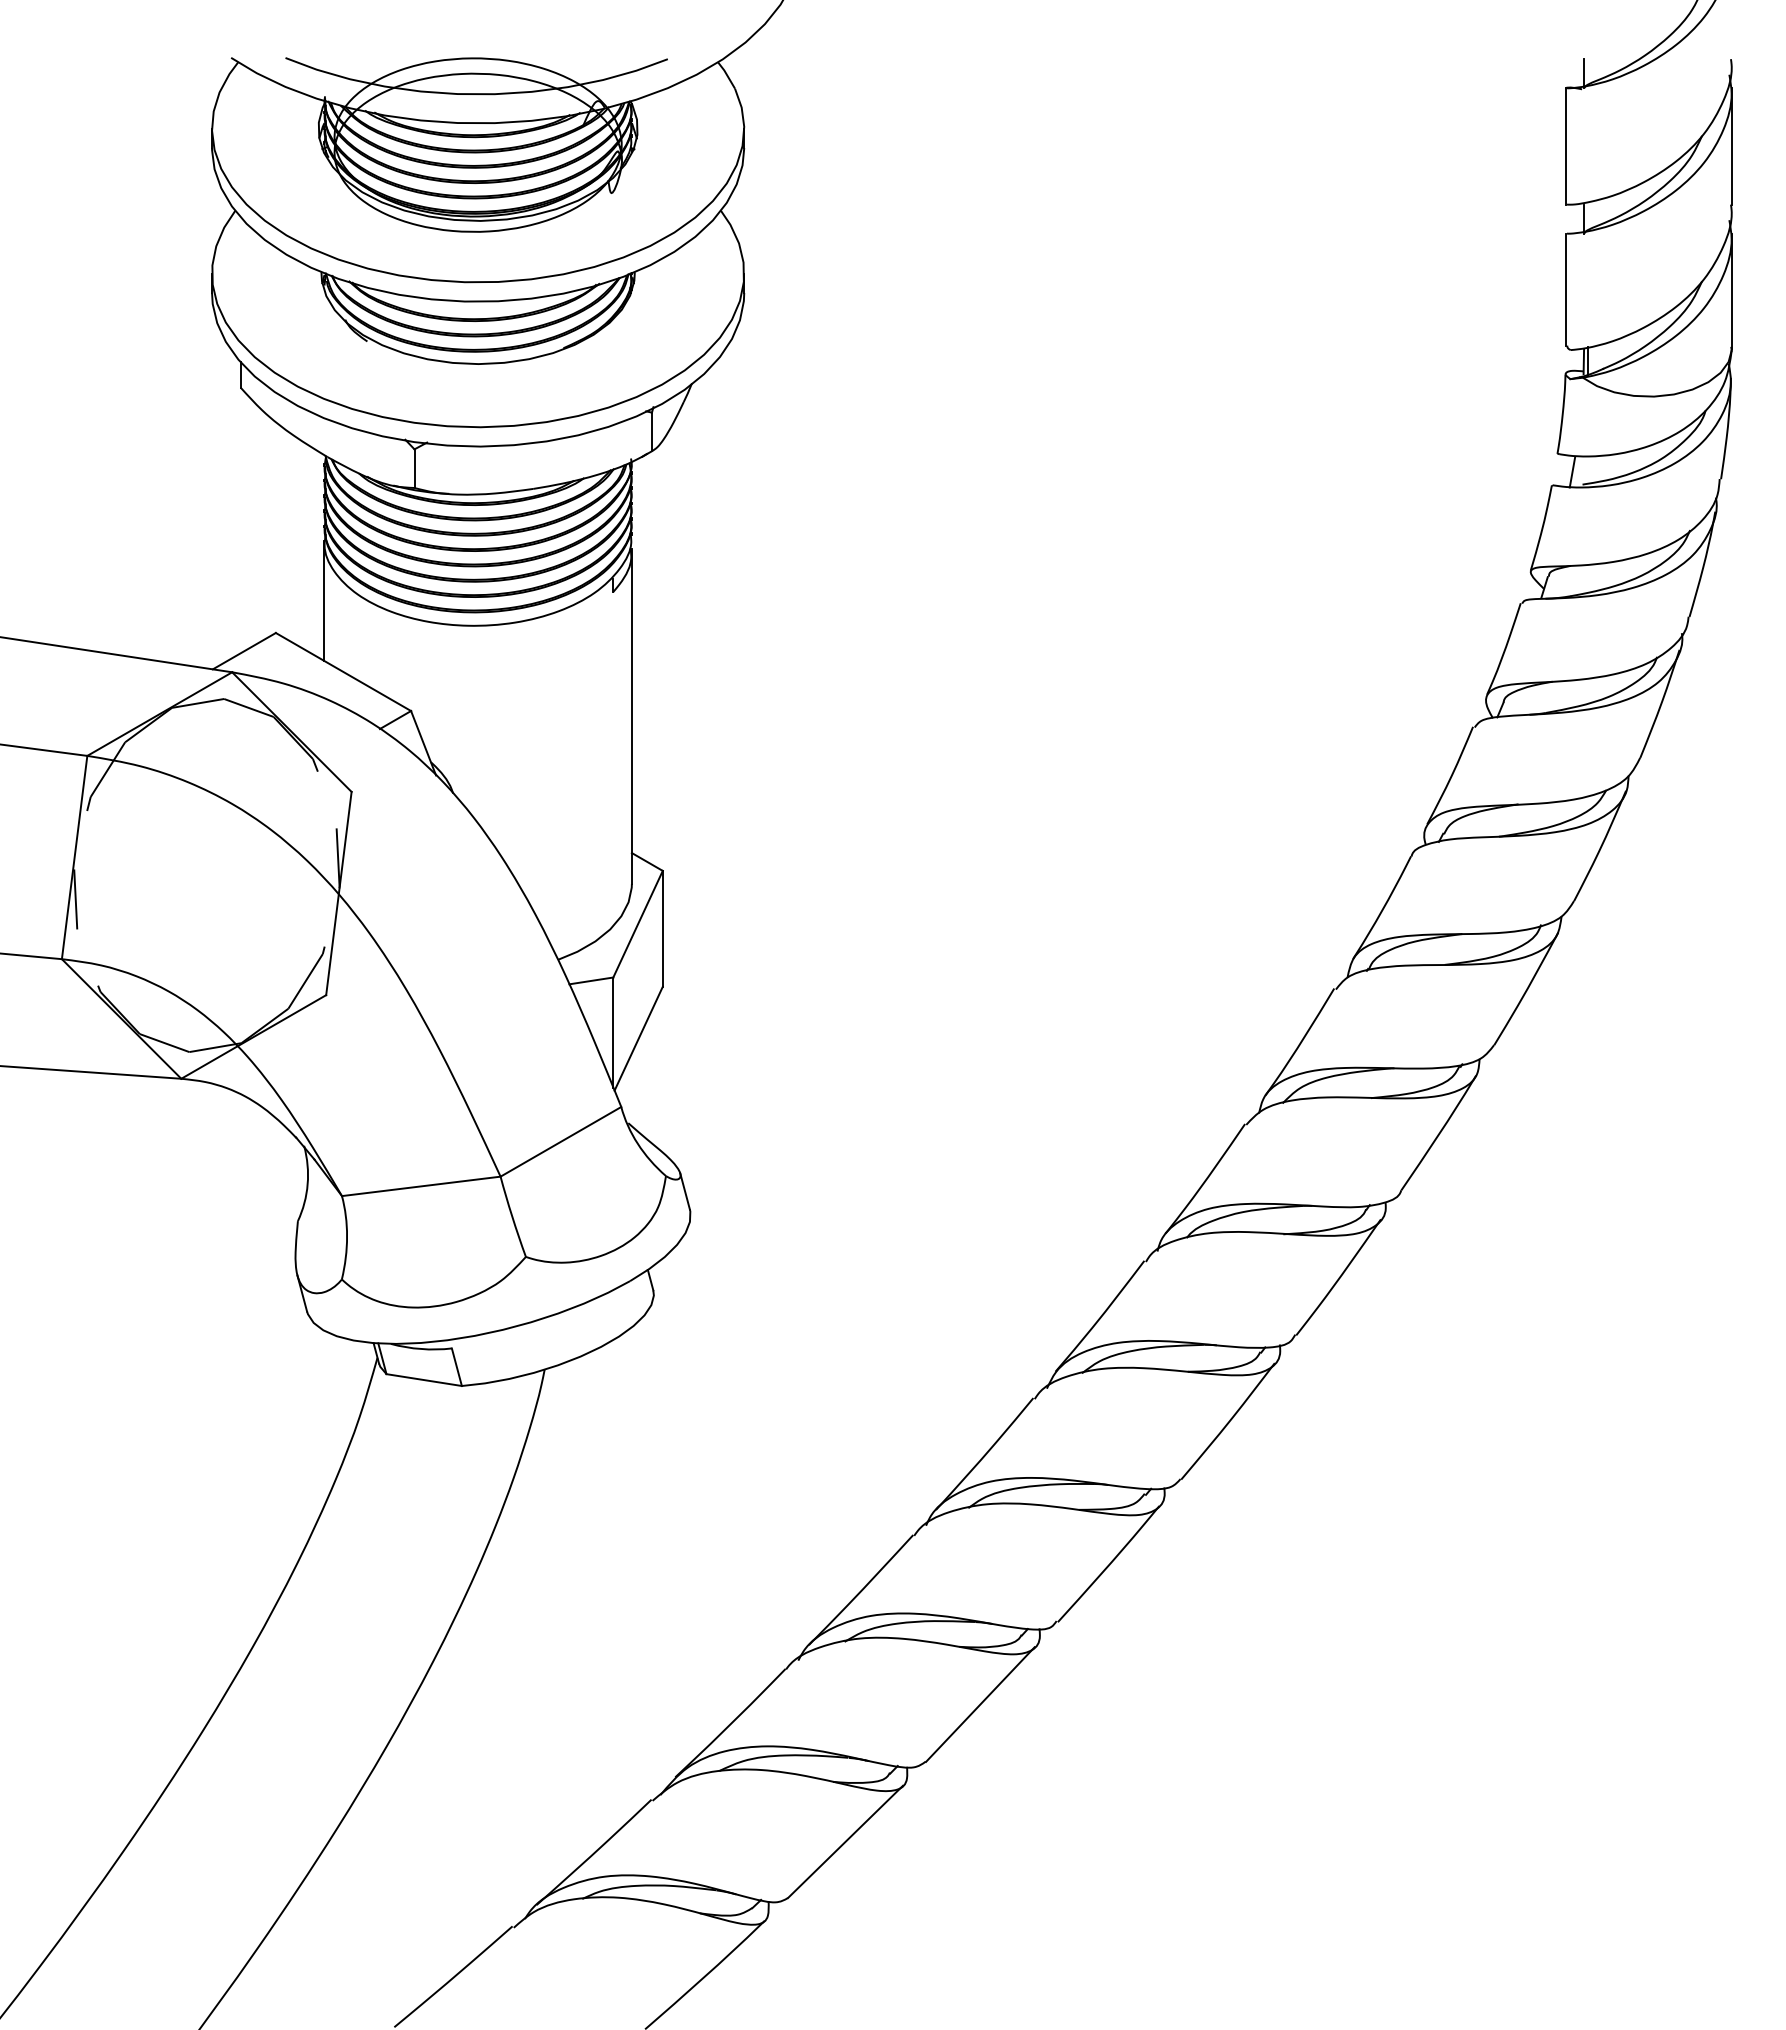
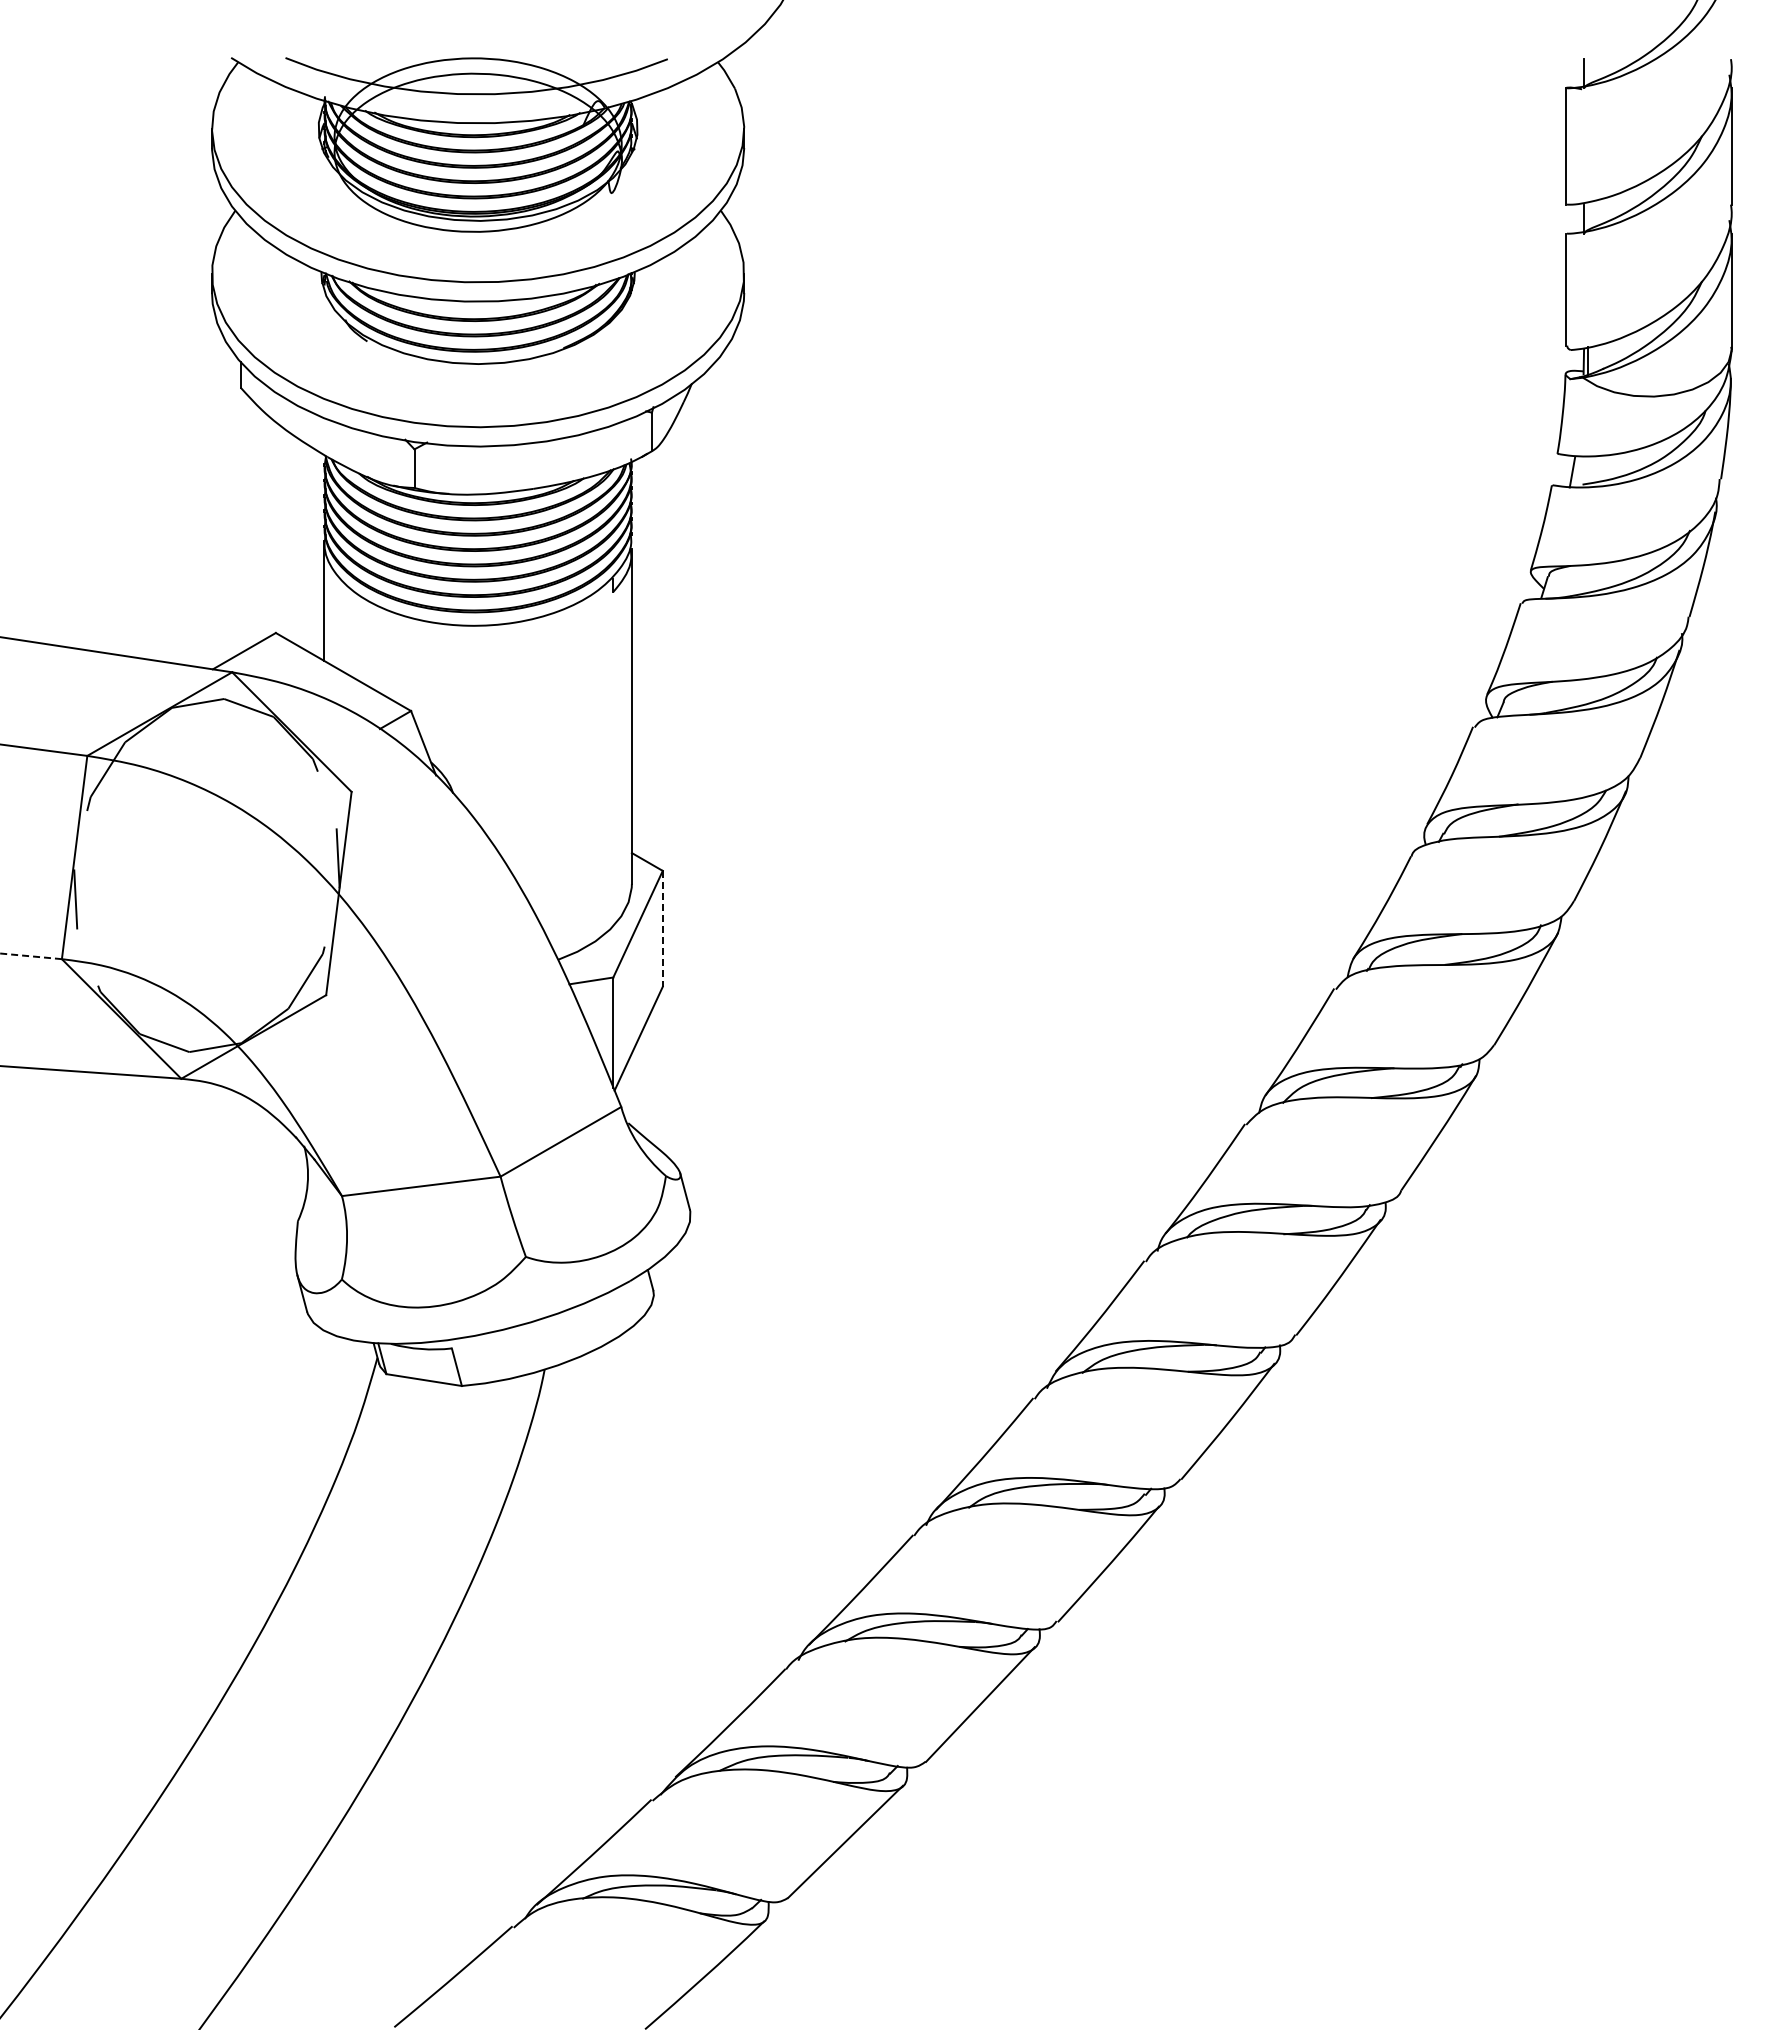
line: solid -> dashed (662, 928)
line: solid -> dashed (31, 956)
